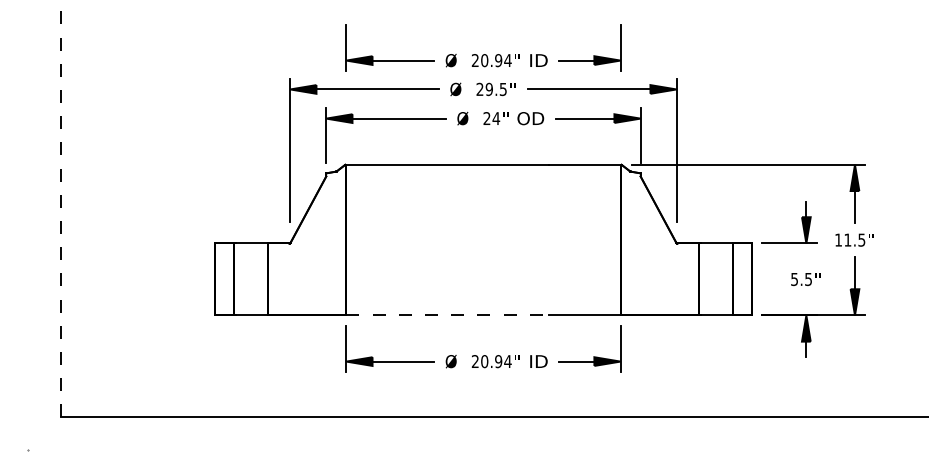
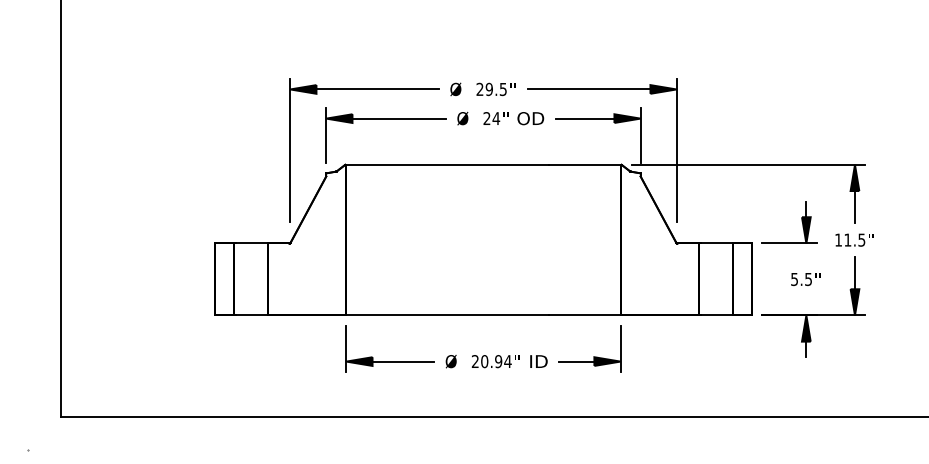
part: present -> none (483, 54)
line: dashed -> solid (60, 208)
line: dashed -> solid (448, 315)
